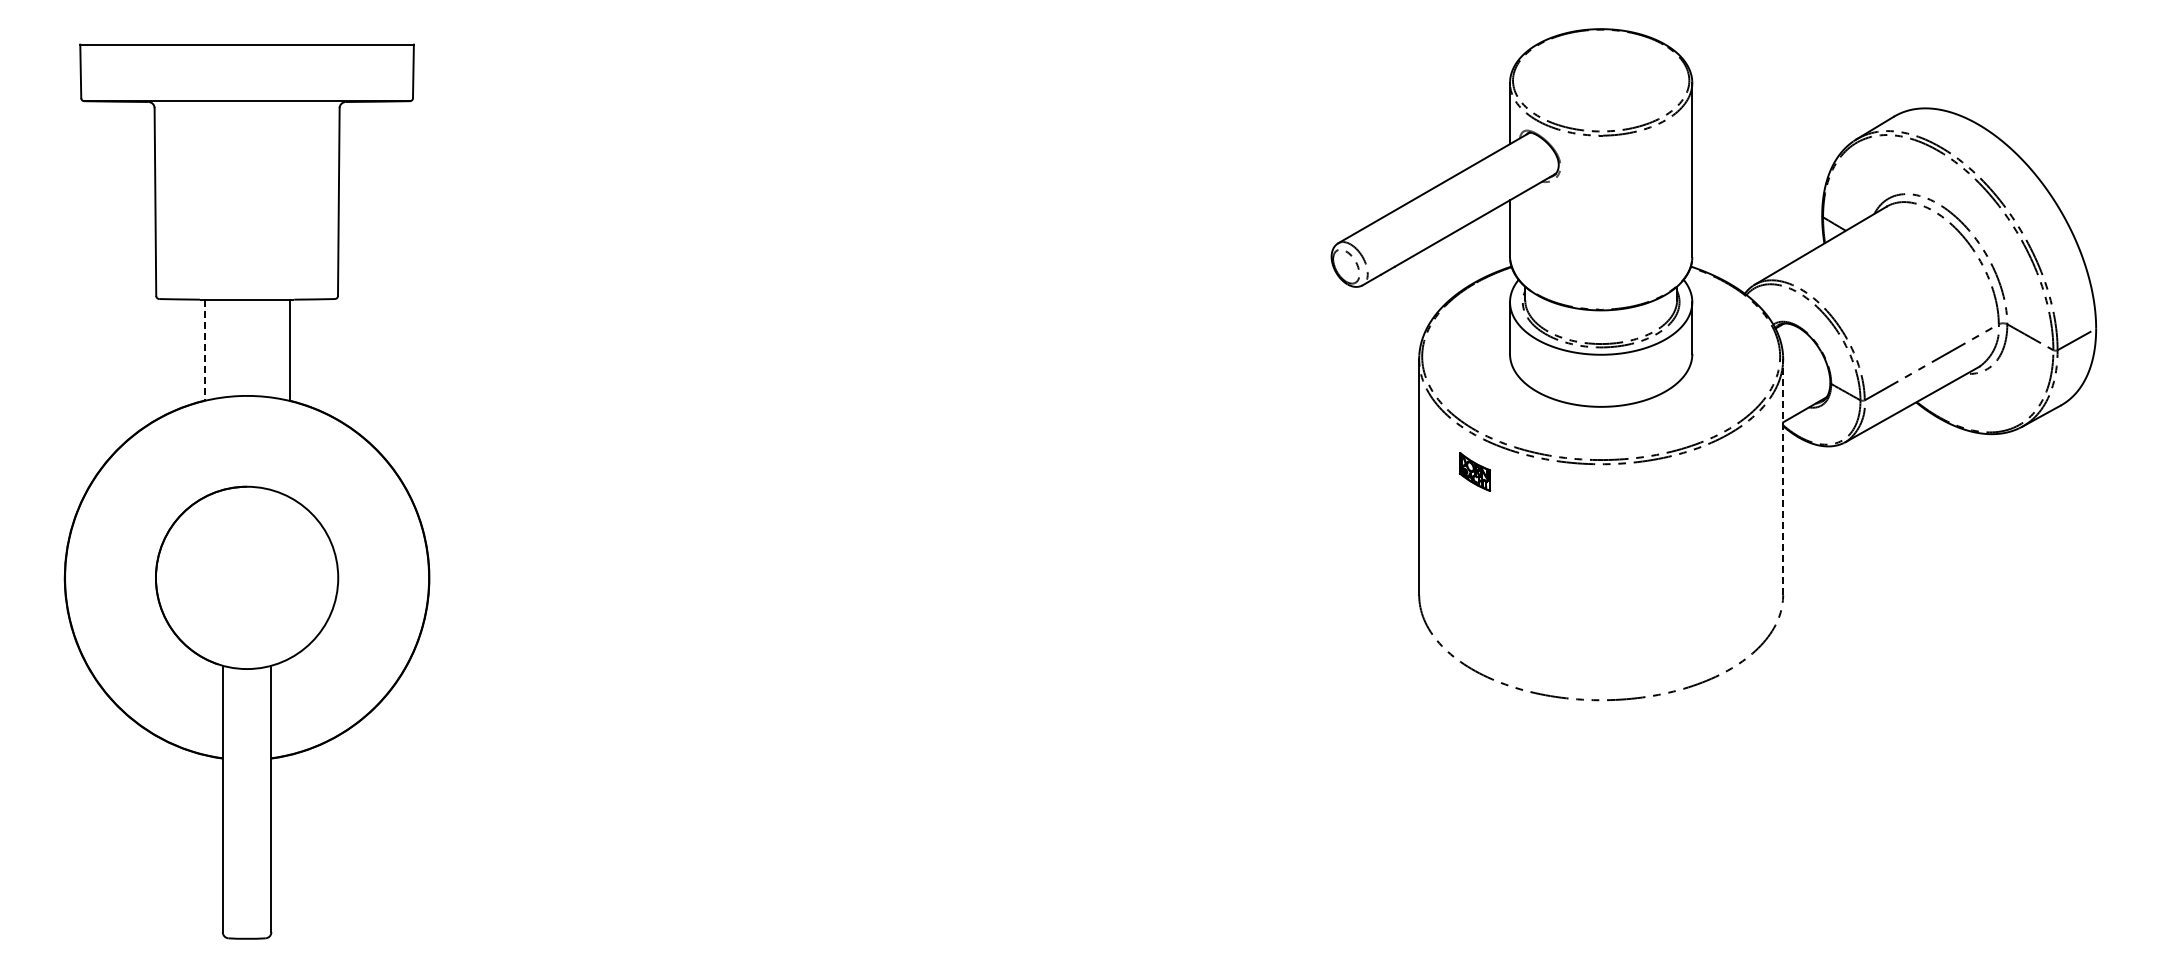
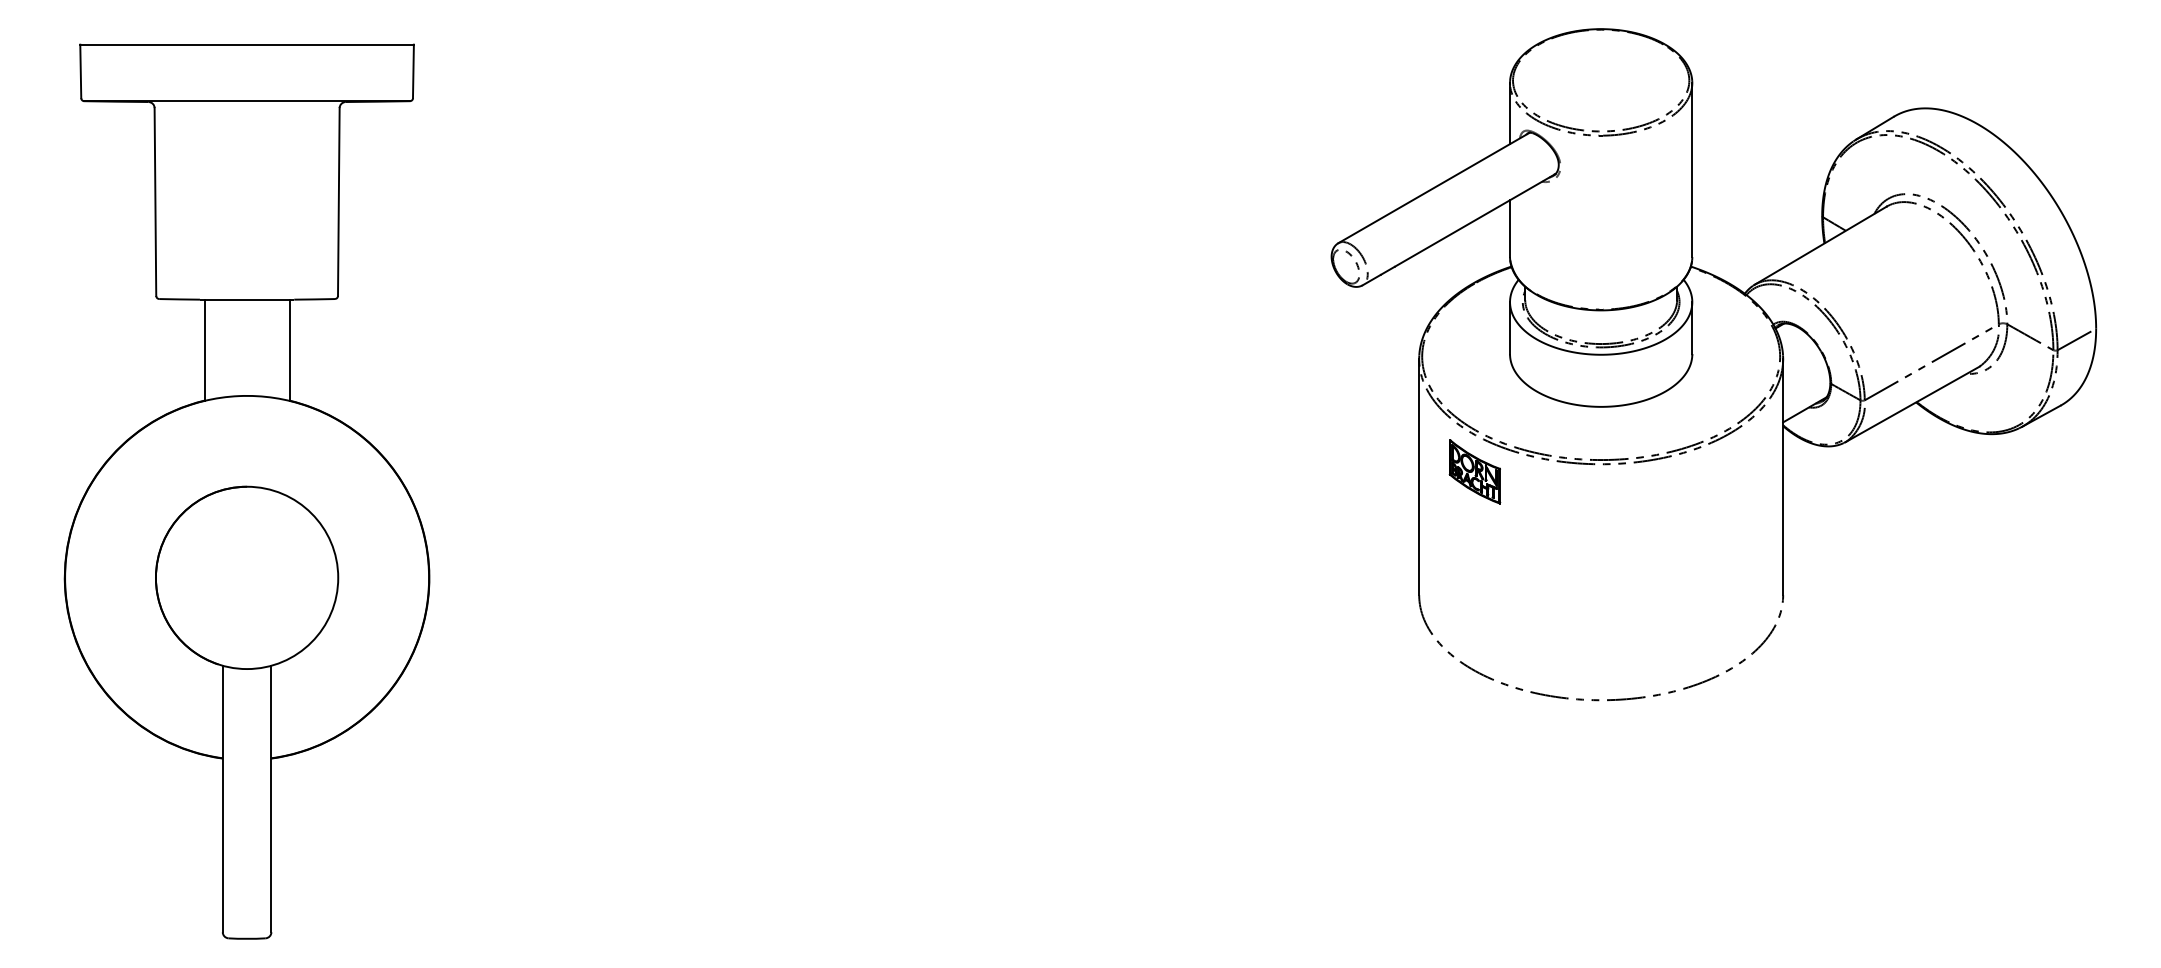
line: dashed -> solid (204, 350)
part size: 34x40 px -> 54x66 px (1474, 471)
line: dashed -> solid (1783, 477)
